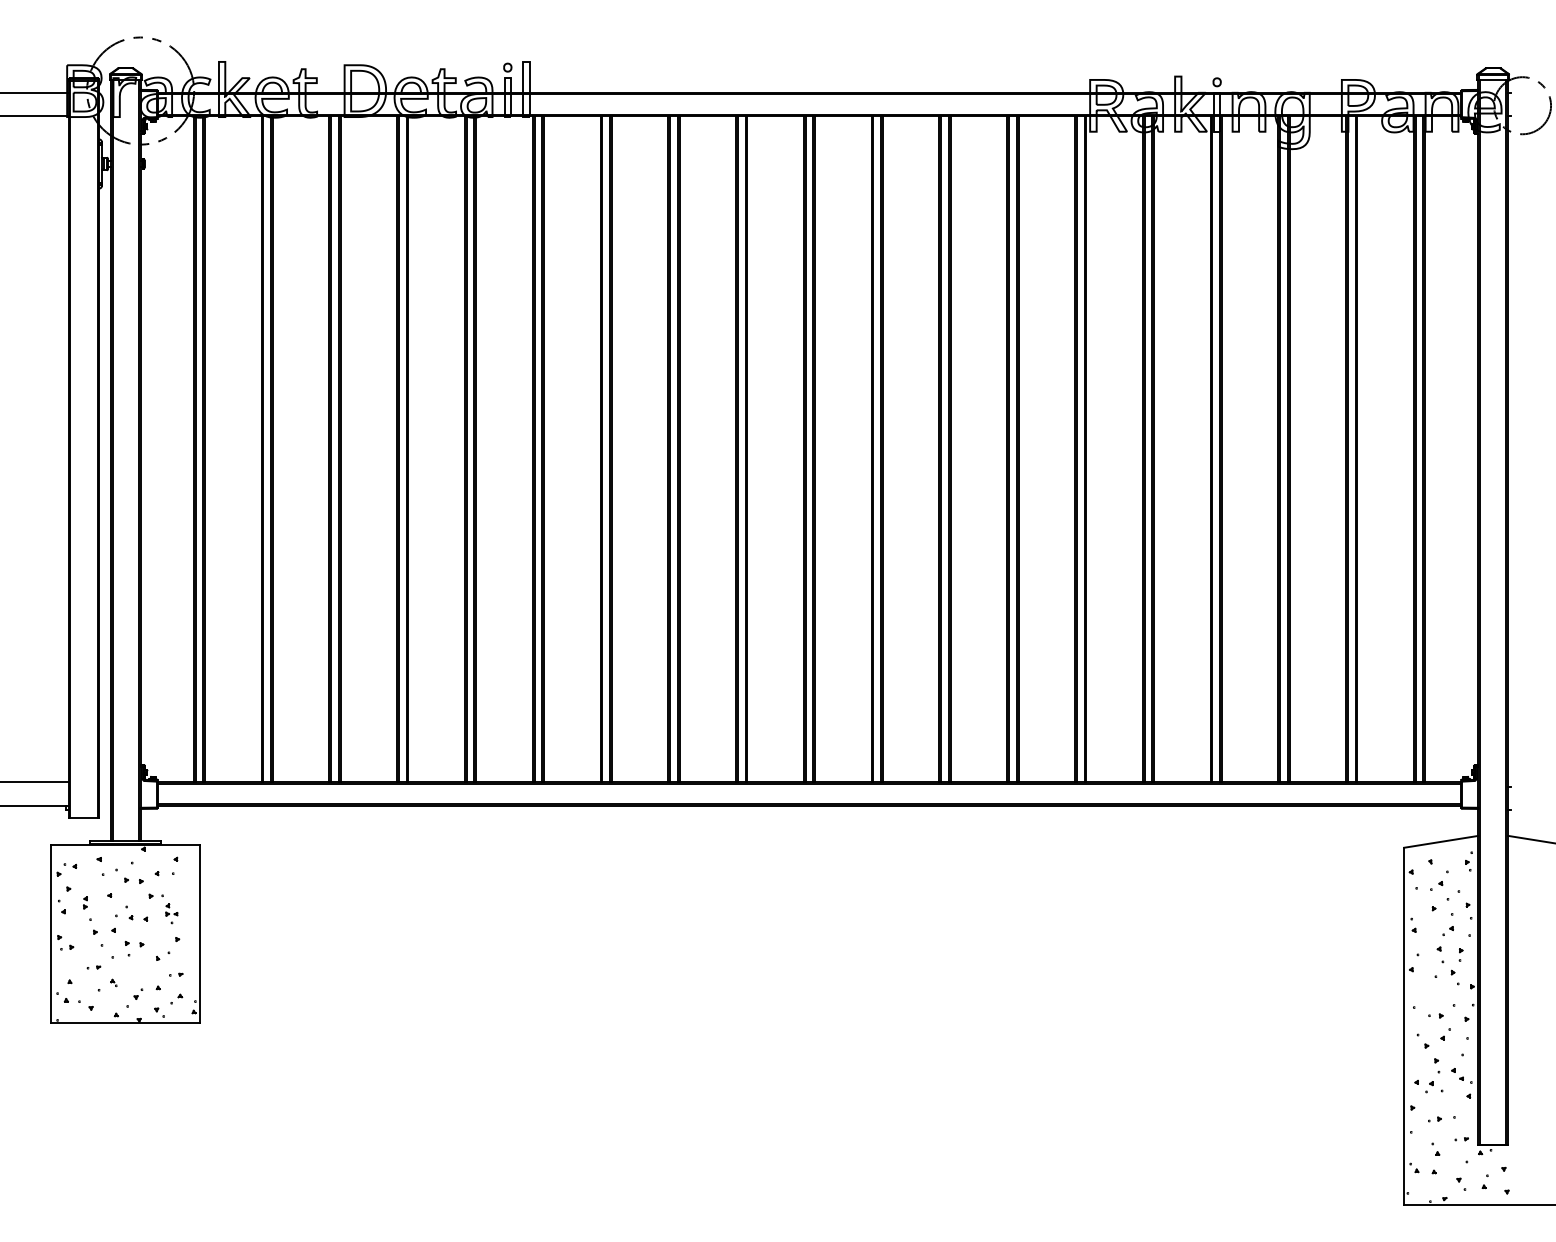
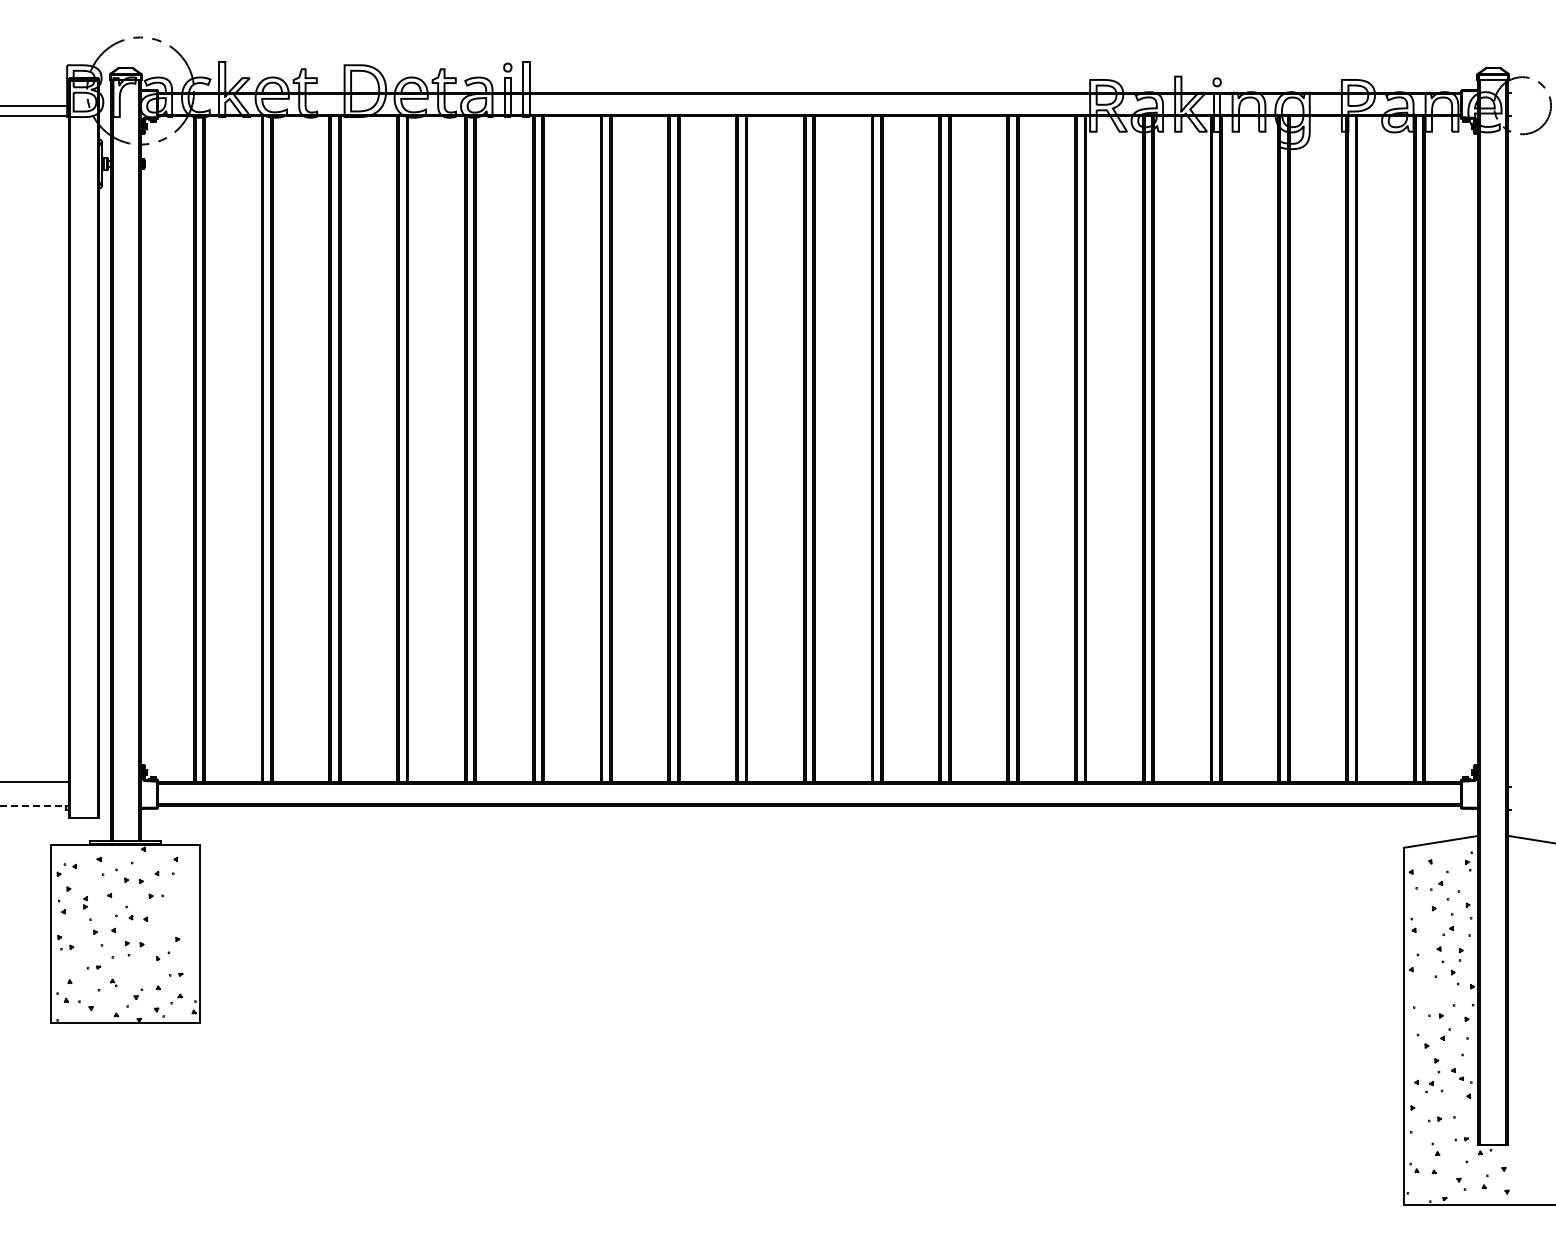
line position: (35, 92) -> (35, 105) (35, 105)
line: solid -> dashed (33, 806)
part: present -> none (171, 913)
